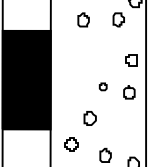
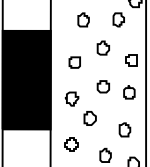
part: none -> present (102, 47)
part: none -> present (74, 62)
part size: 10x10 px -> 14x14 px (102, 86)
part: none -> present (71, 98)
part: none -> present (124, 129)
